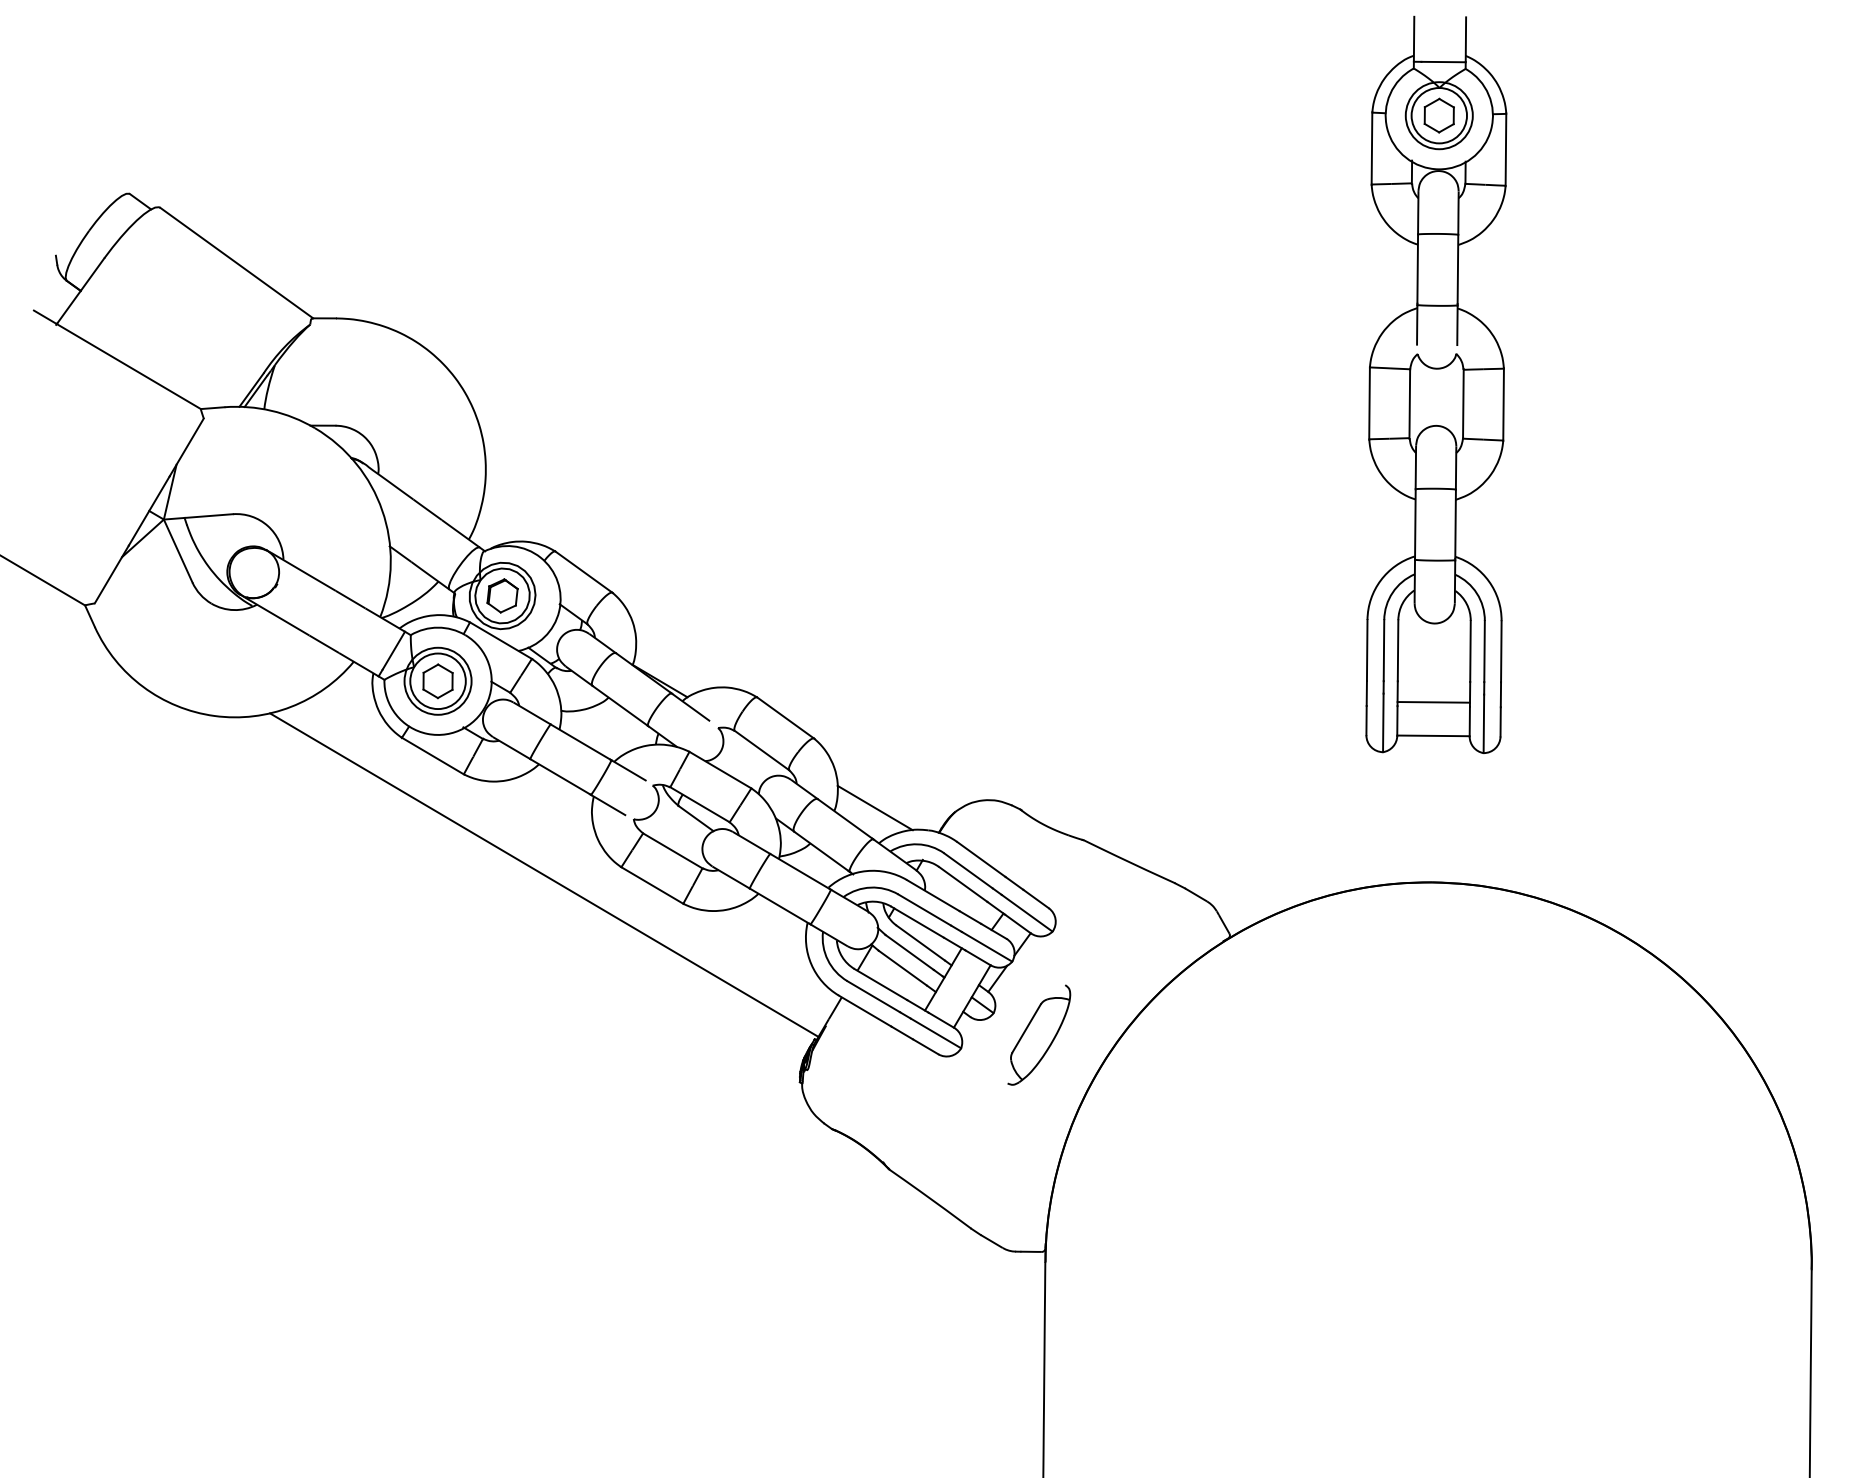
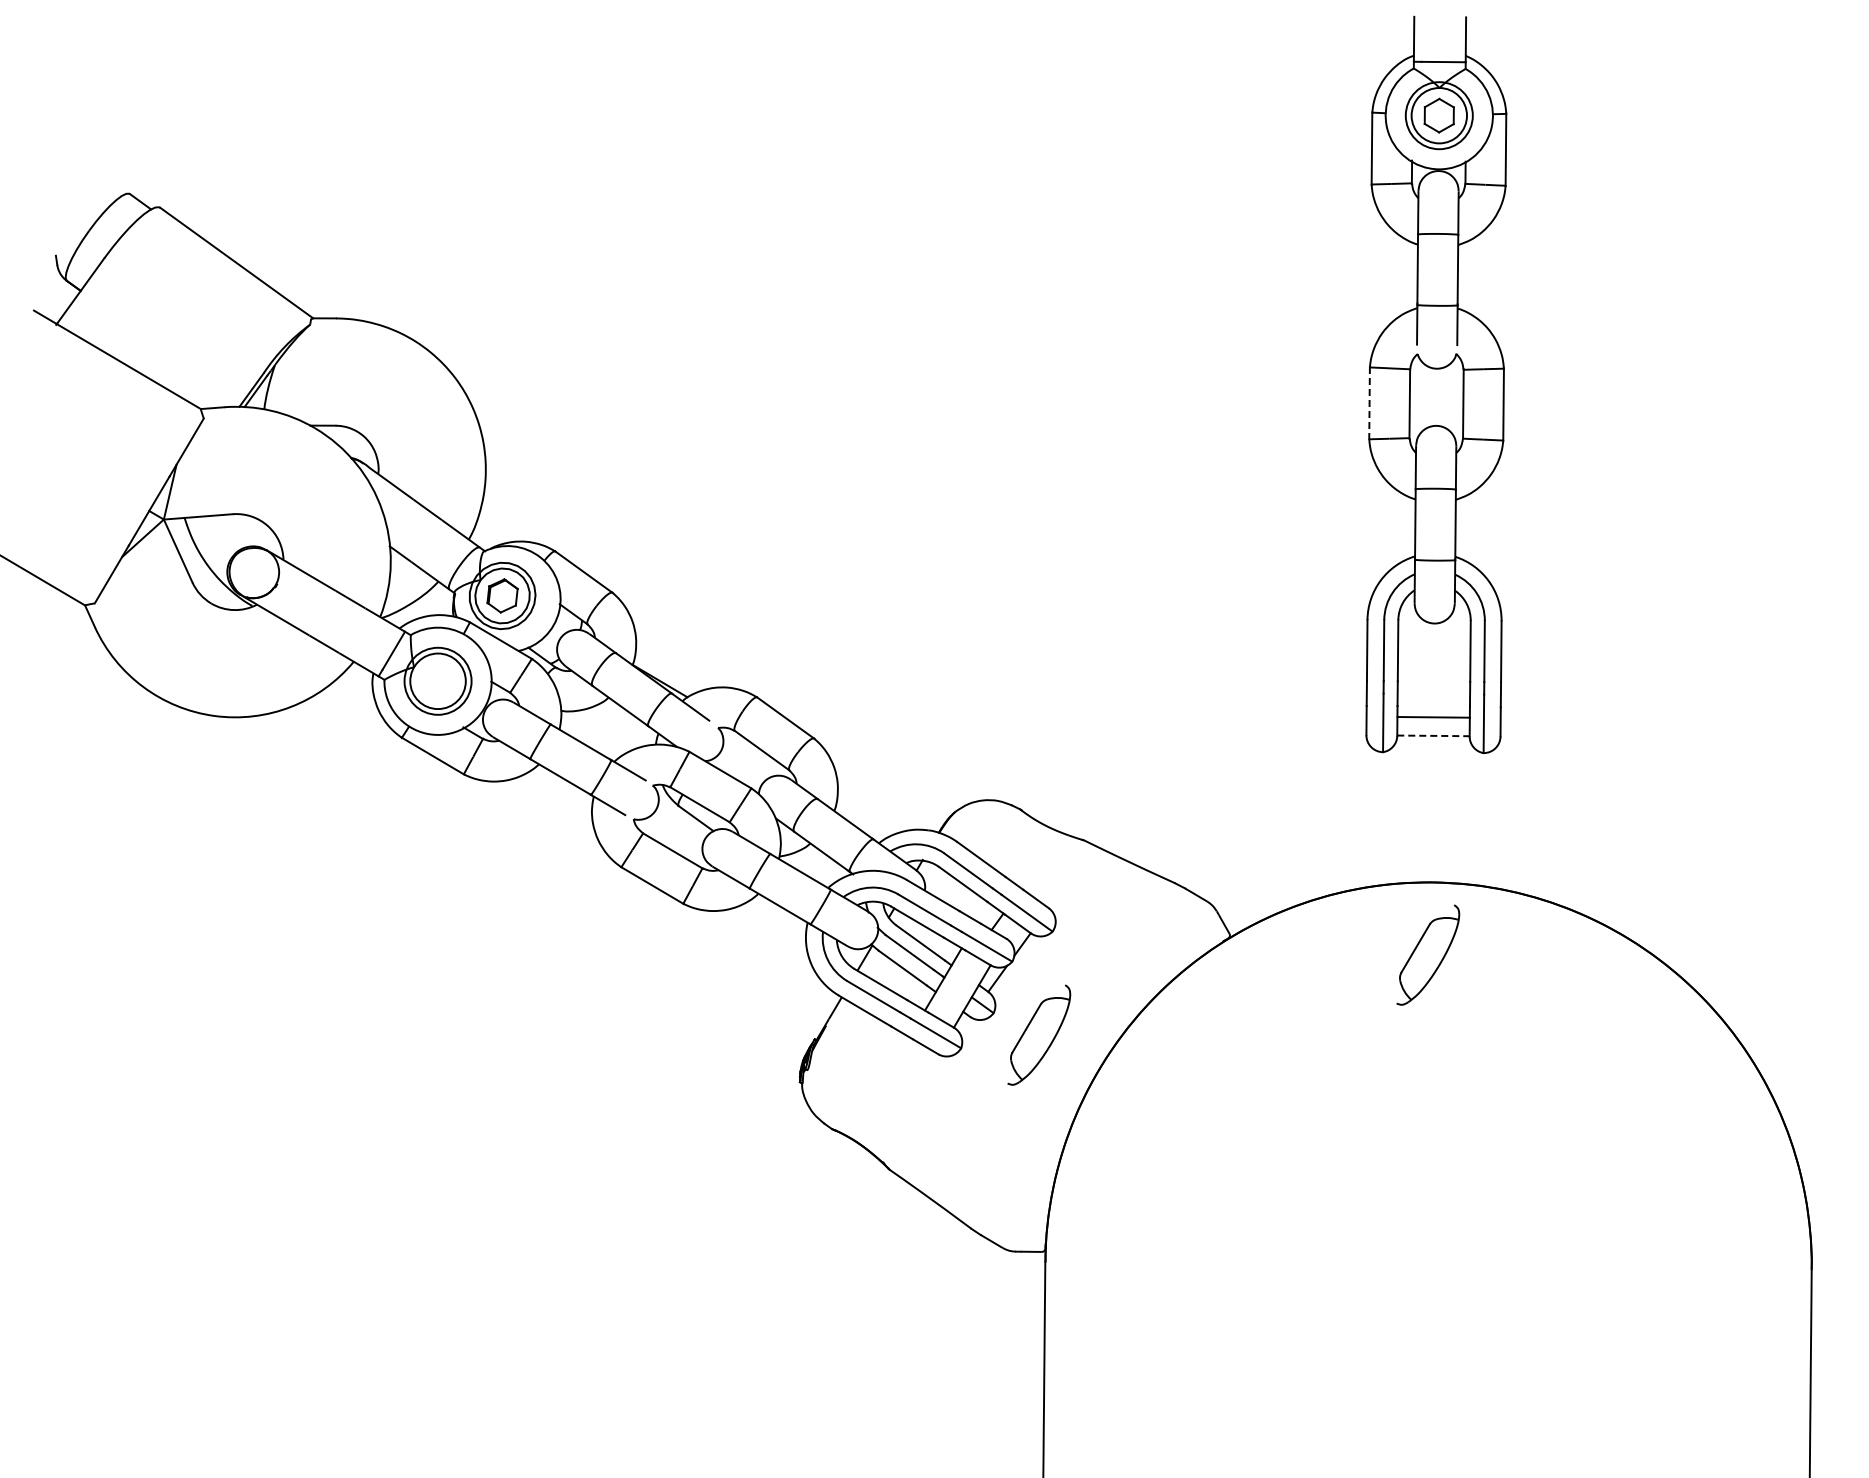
line: solid -> dashed (1369, 403)
part: present -> none (437, 681)
line position: (1433, 702) -> (1433, 717) (1433, 717)
line: solid -> dashed (1433, 735)
line: present -> none (874, 807)
line: present -> none (544, 874)
part: none -> present (1428, 954)
